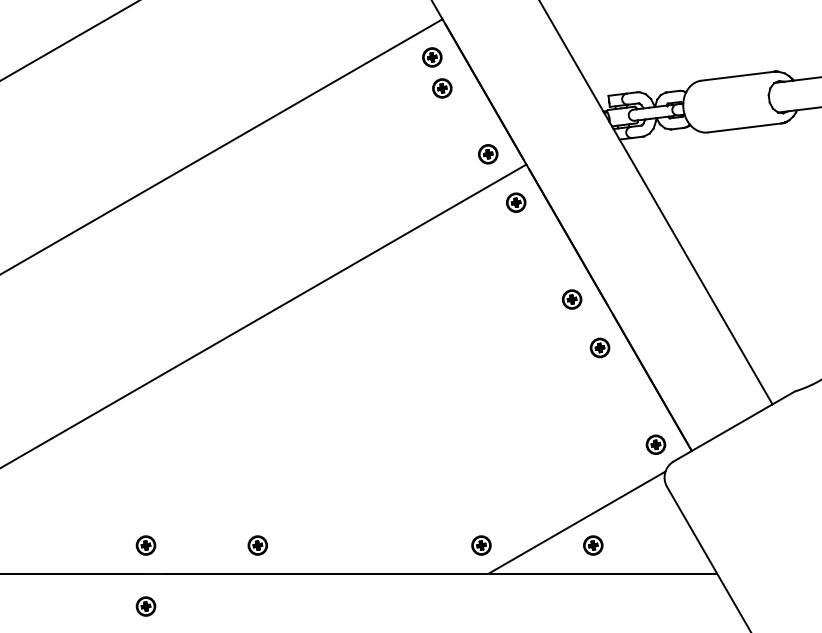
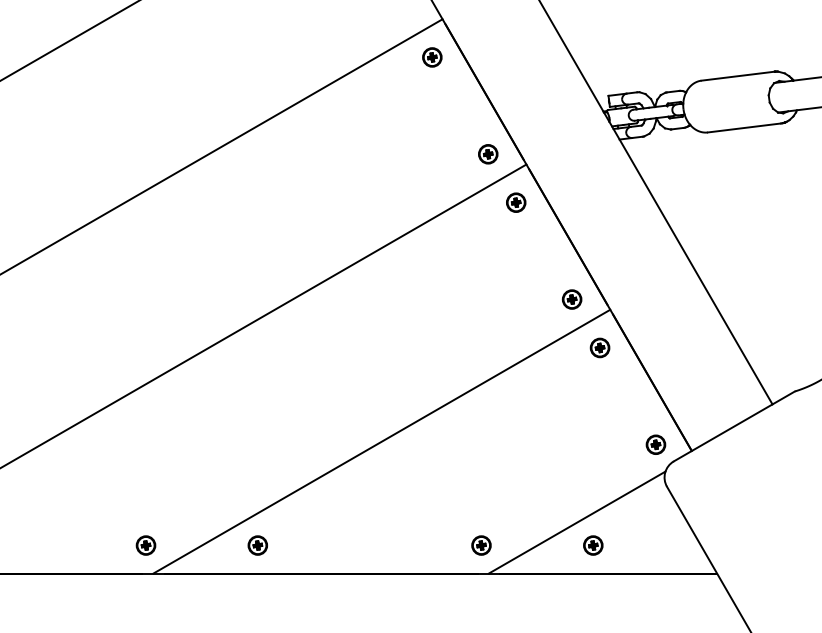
part: present -> none (442, 88)
line: none -> present (381, 441)
part: present -> none (145, 606)
